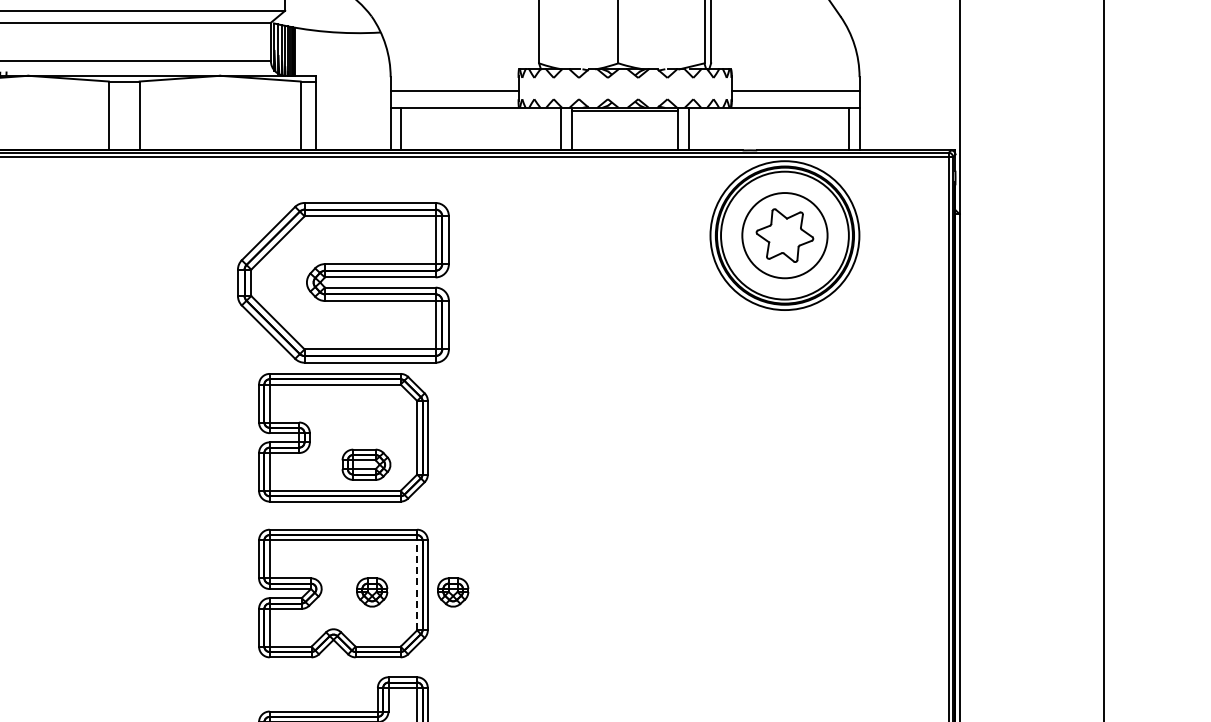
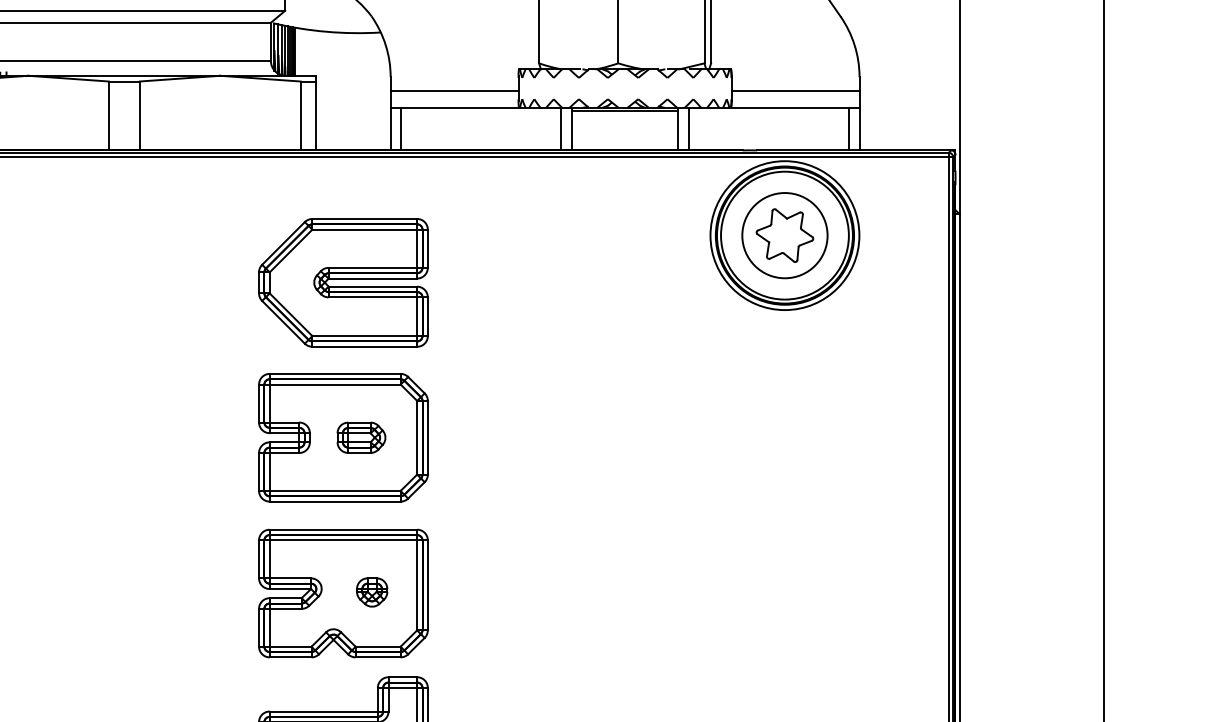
part size: 213x162 px -> 171x130 px (343, 282)
part position: (366, 464) -> (361, 437) (361, 437)
line: dashed -> solid (417, 584)
part: present -> none (453, 592)
